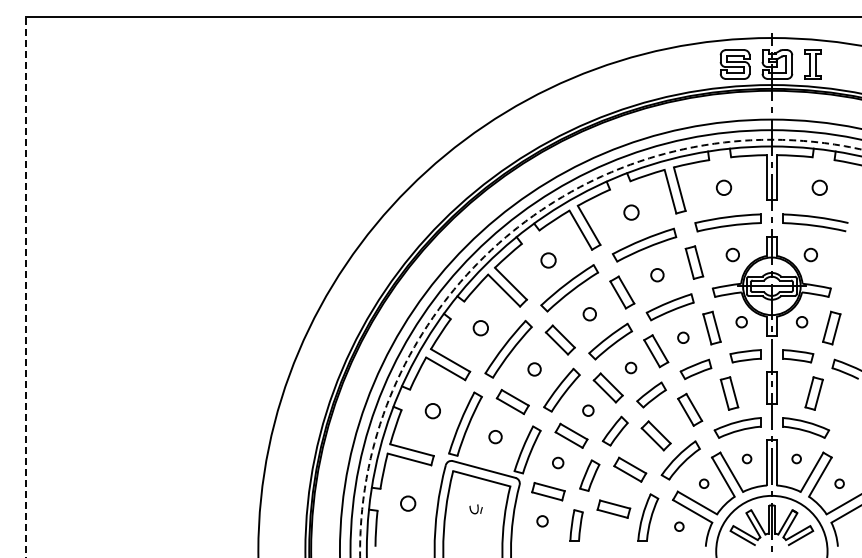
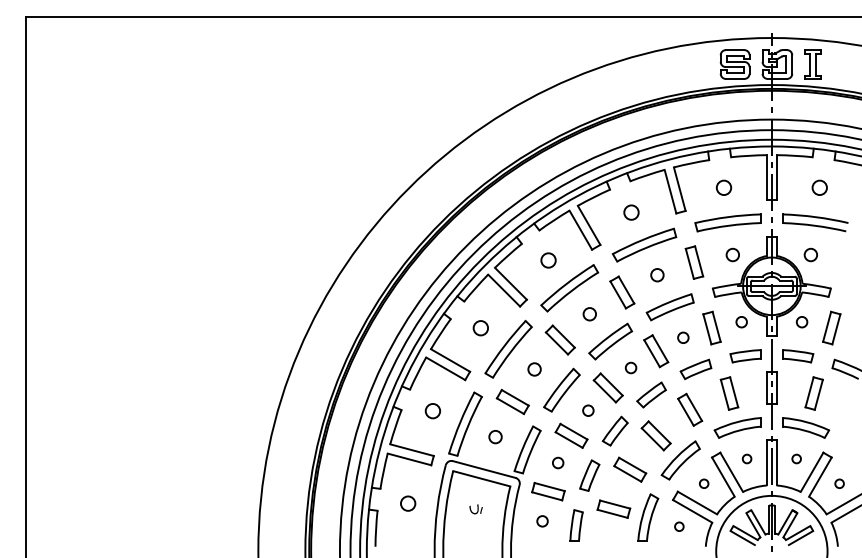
line: dashed -> solid (25, 286)
circle: dashed -> solid (610, 348)
